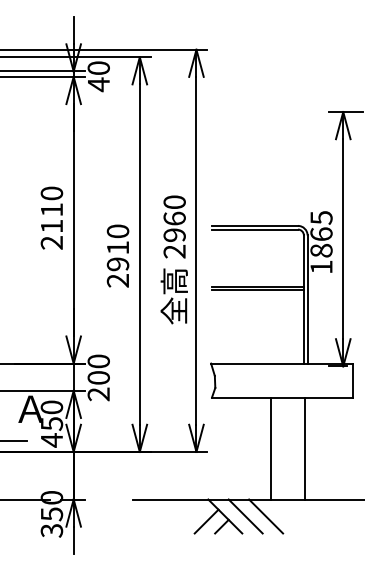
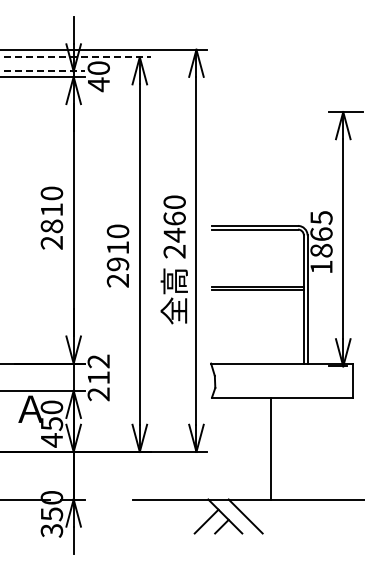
line: solid -> dashed (75, 57)
line: solid -> dashed (42, 71)
text: 2110 -> 2810 (51, 226)
text: 2960 -> 2460 (174, 234)
text: 200 -> 212 (98, 369)
line: present -> none (14, 441)
line: present -> none (305, 448)
line: present -> none (266, 516)
